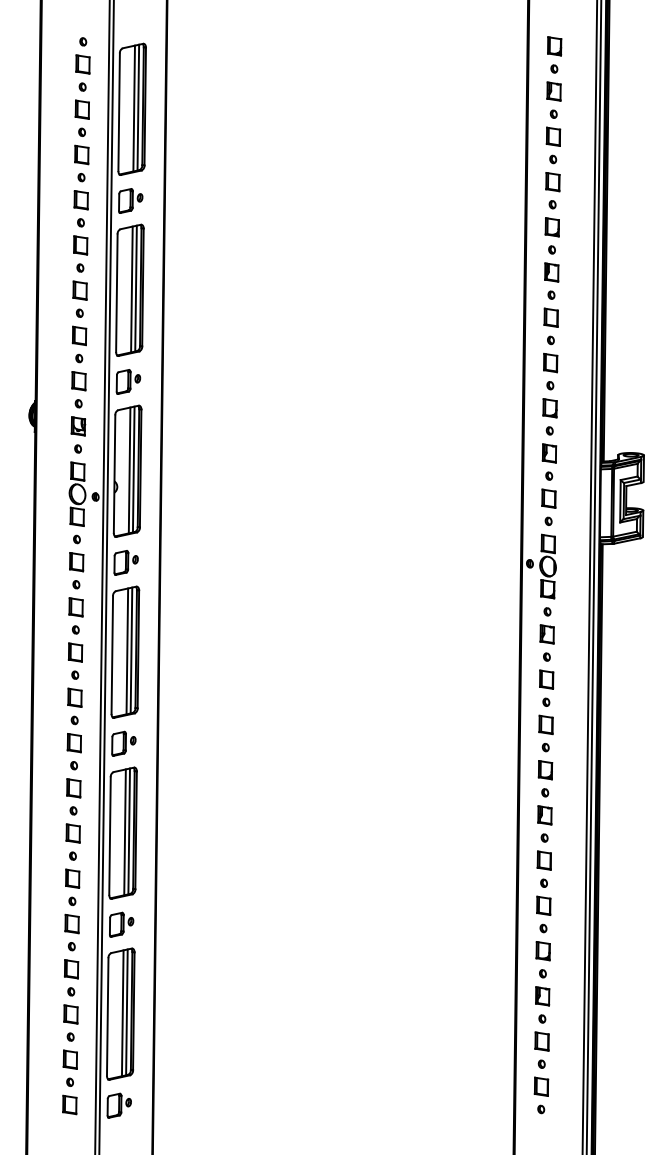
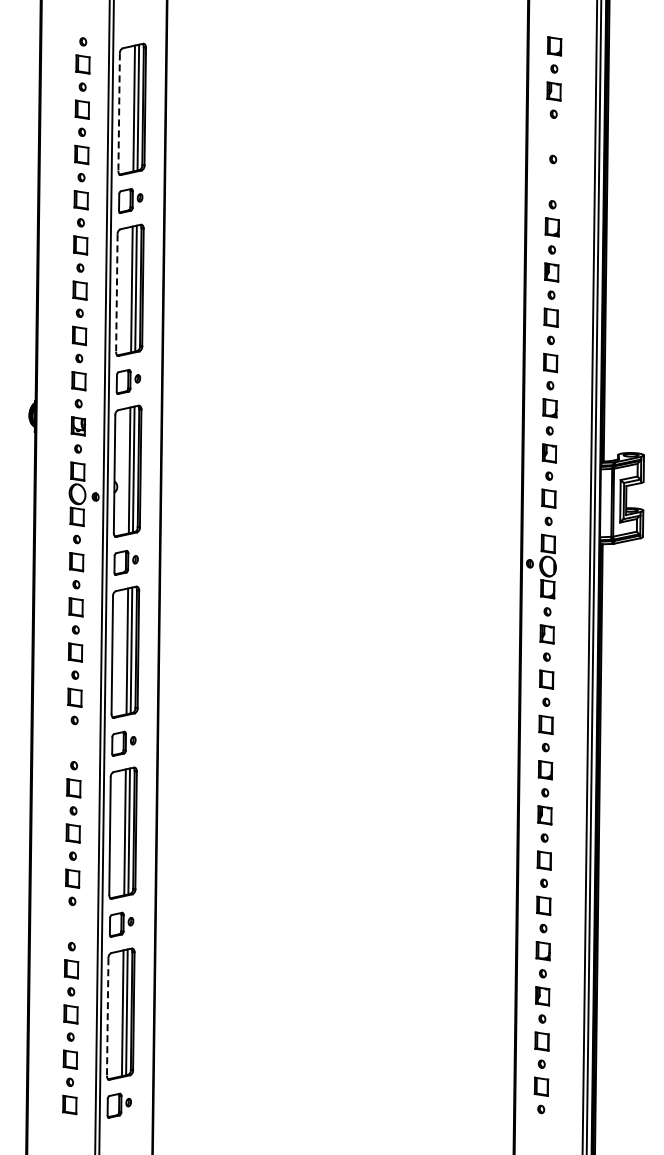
line: solid -> dashed (119, 112)
part: present -> none (553, 136)
part: present -> none (552, 182)
line: solid -> dashed (116, 293)
part: present -> none (73, 743)
part: present -> none (71, 923)
line: solid -> dashed (107, 1017)
